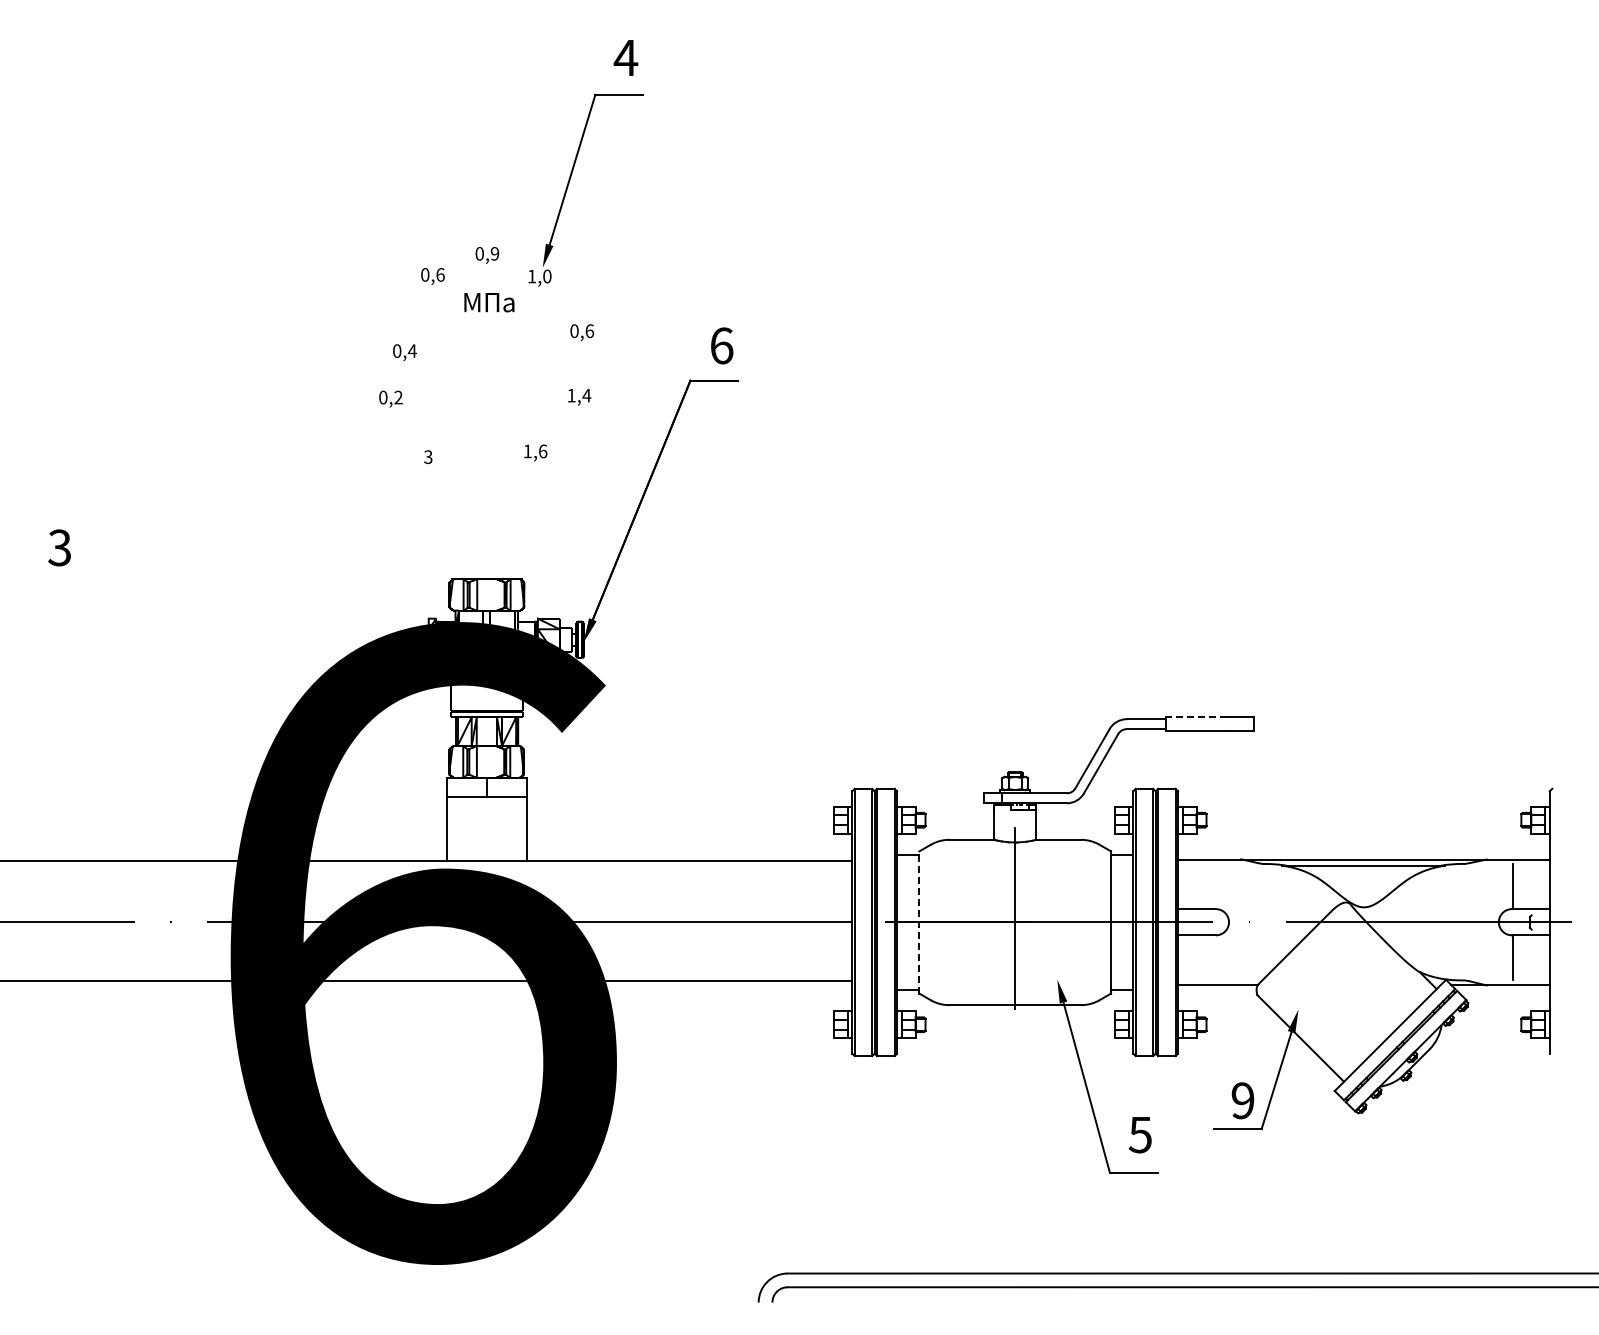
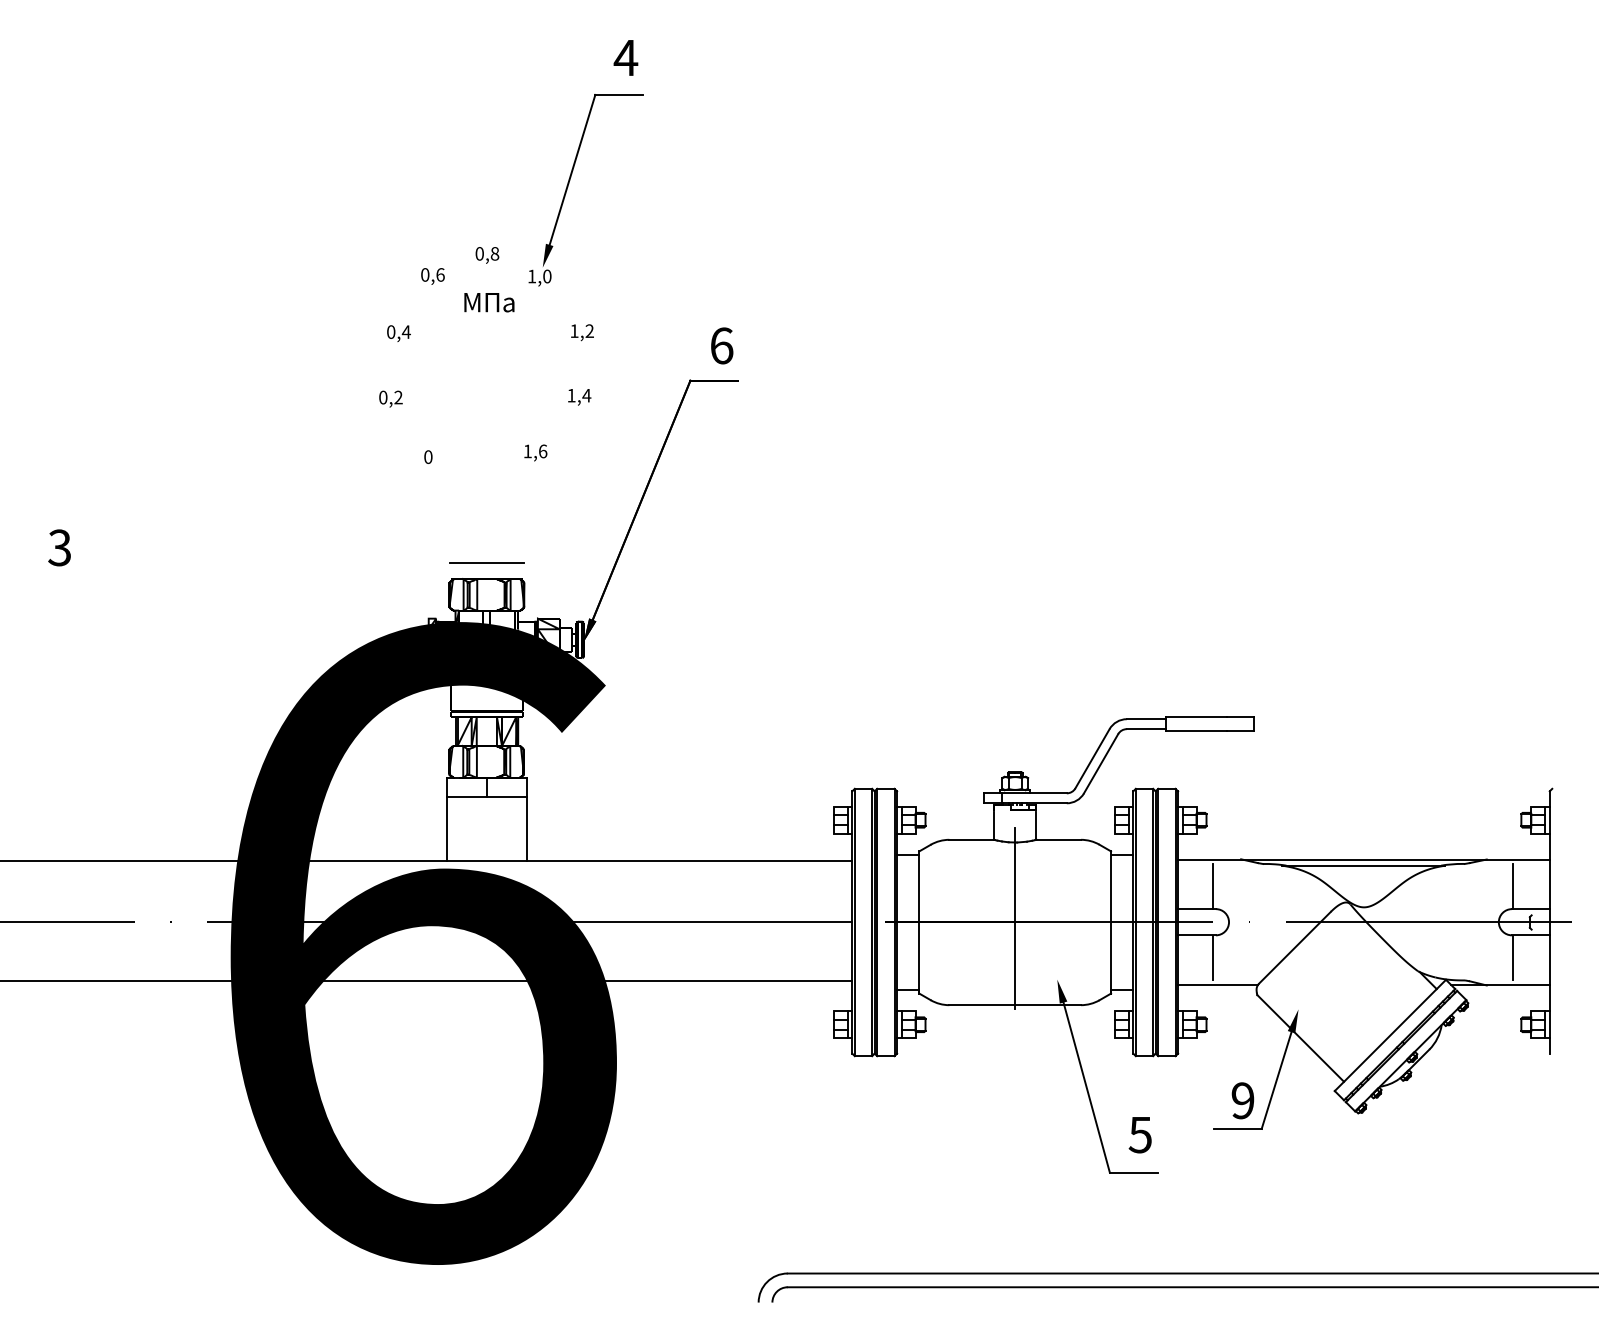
text: 0,9 -> 0,8 (494, 253)
text: 0,6 -> 1,2 (582, 331)
text position: (404, 352) -> (398, 333) (398, 333)
text: 3 -> 0 (428, 456)
line: none -> present (486, 563)
line: dashed -> solid (1195, 717)
line: none -> present (1212, 886)
line: dashed -> solid (919, 922)
line: none -> present (1212, 957)
